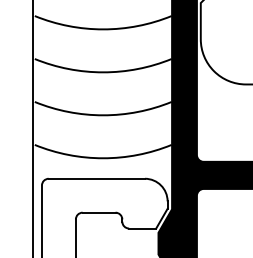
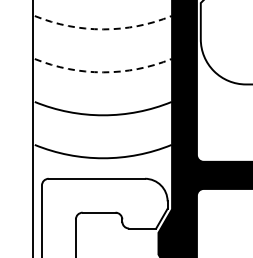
arc: solid -> dashed (103, 29)
arc: solid -> dashed (103, 72)
